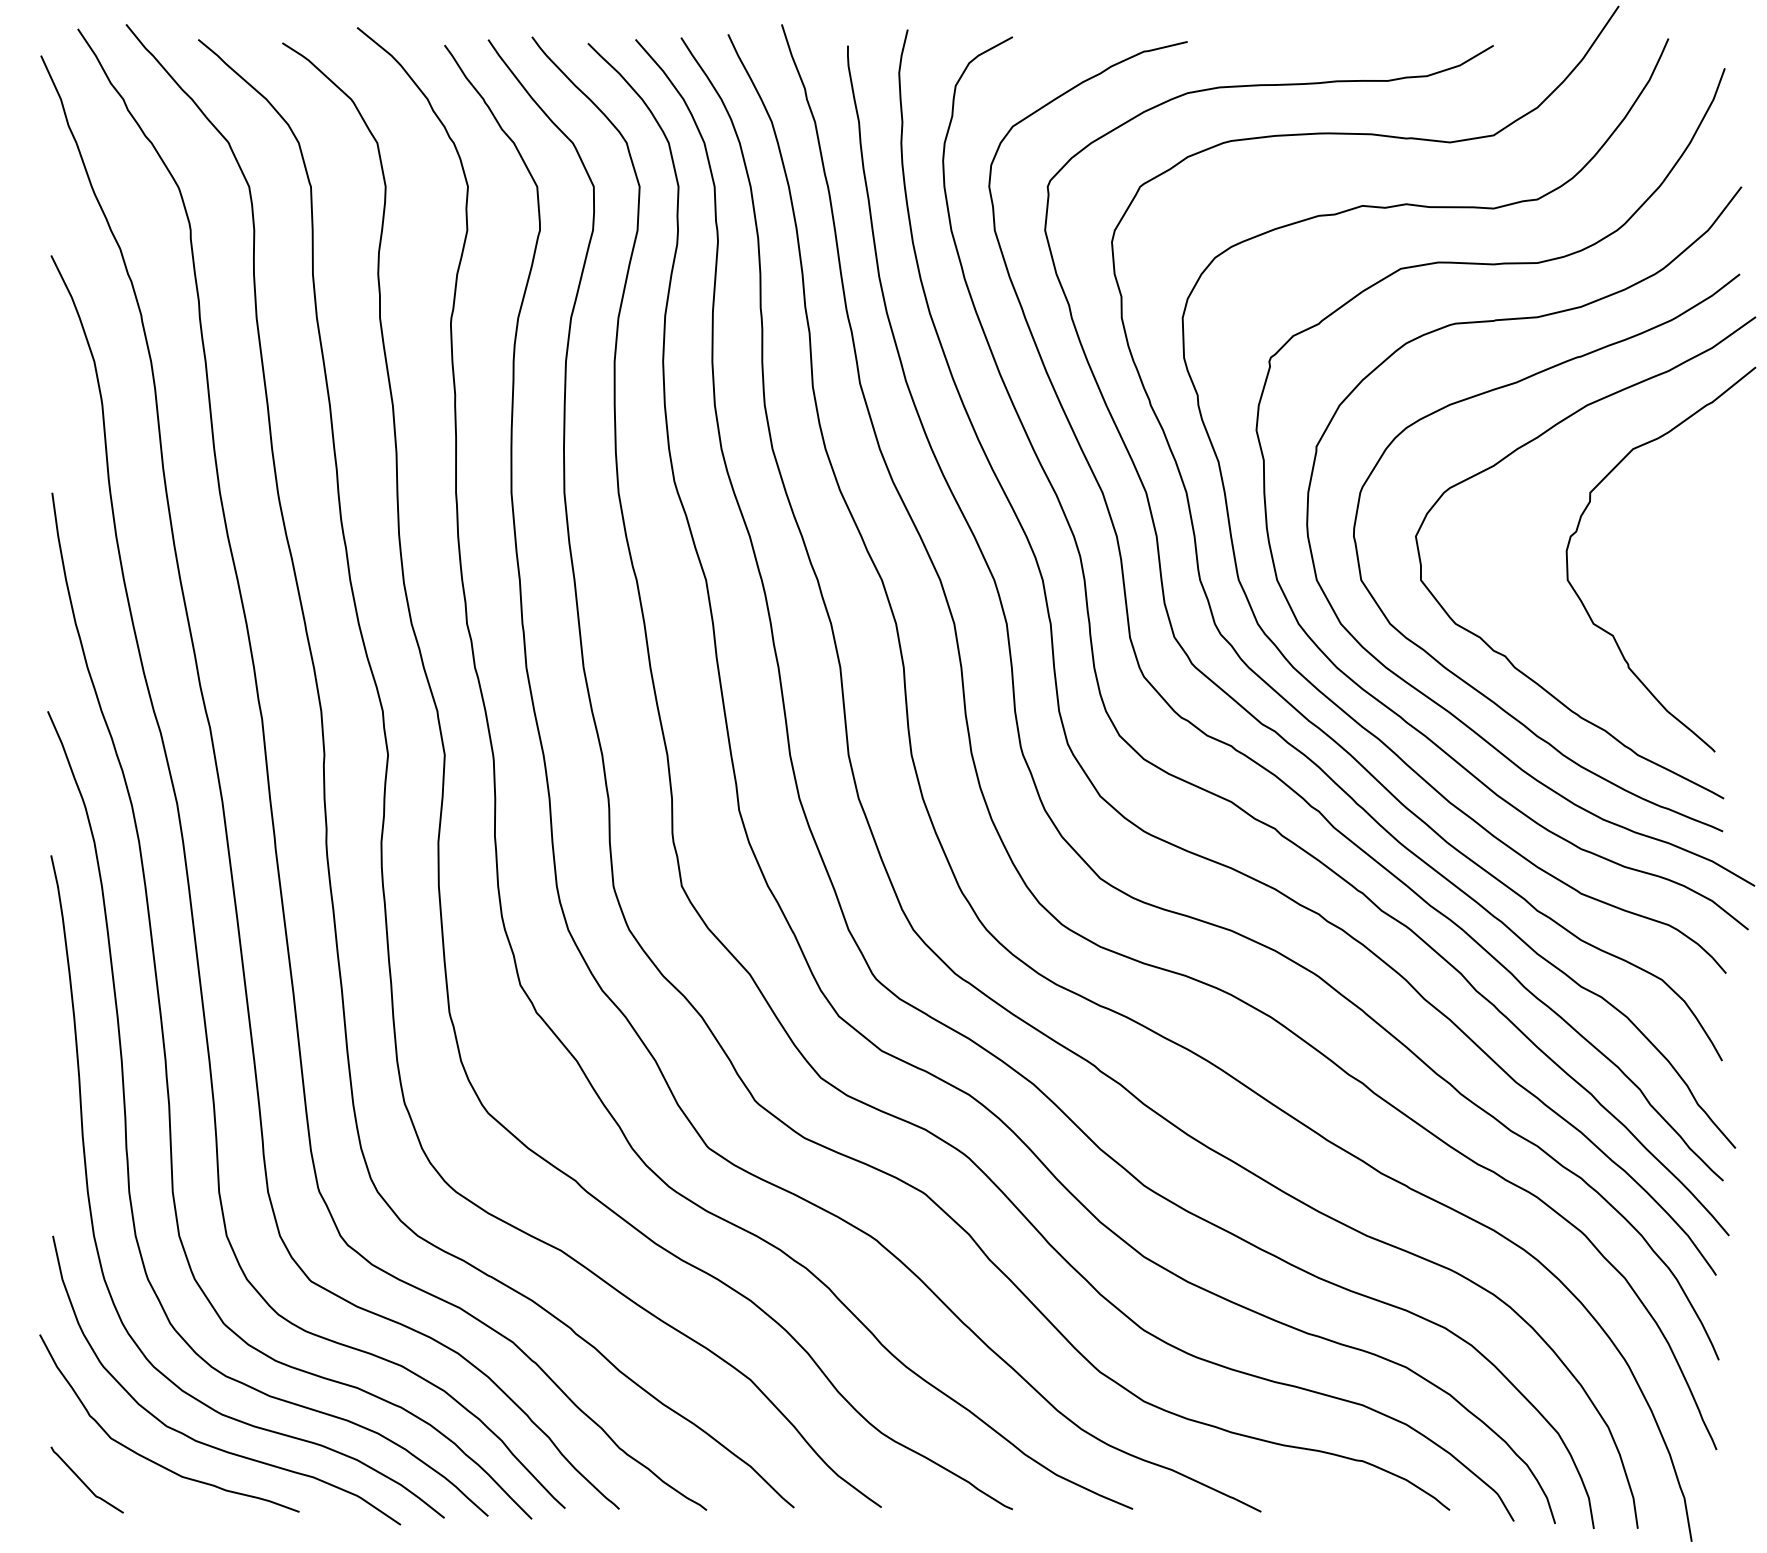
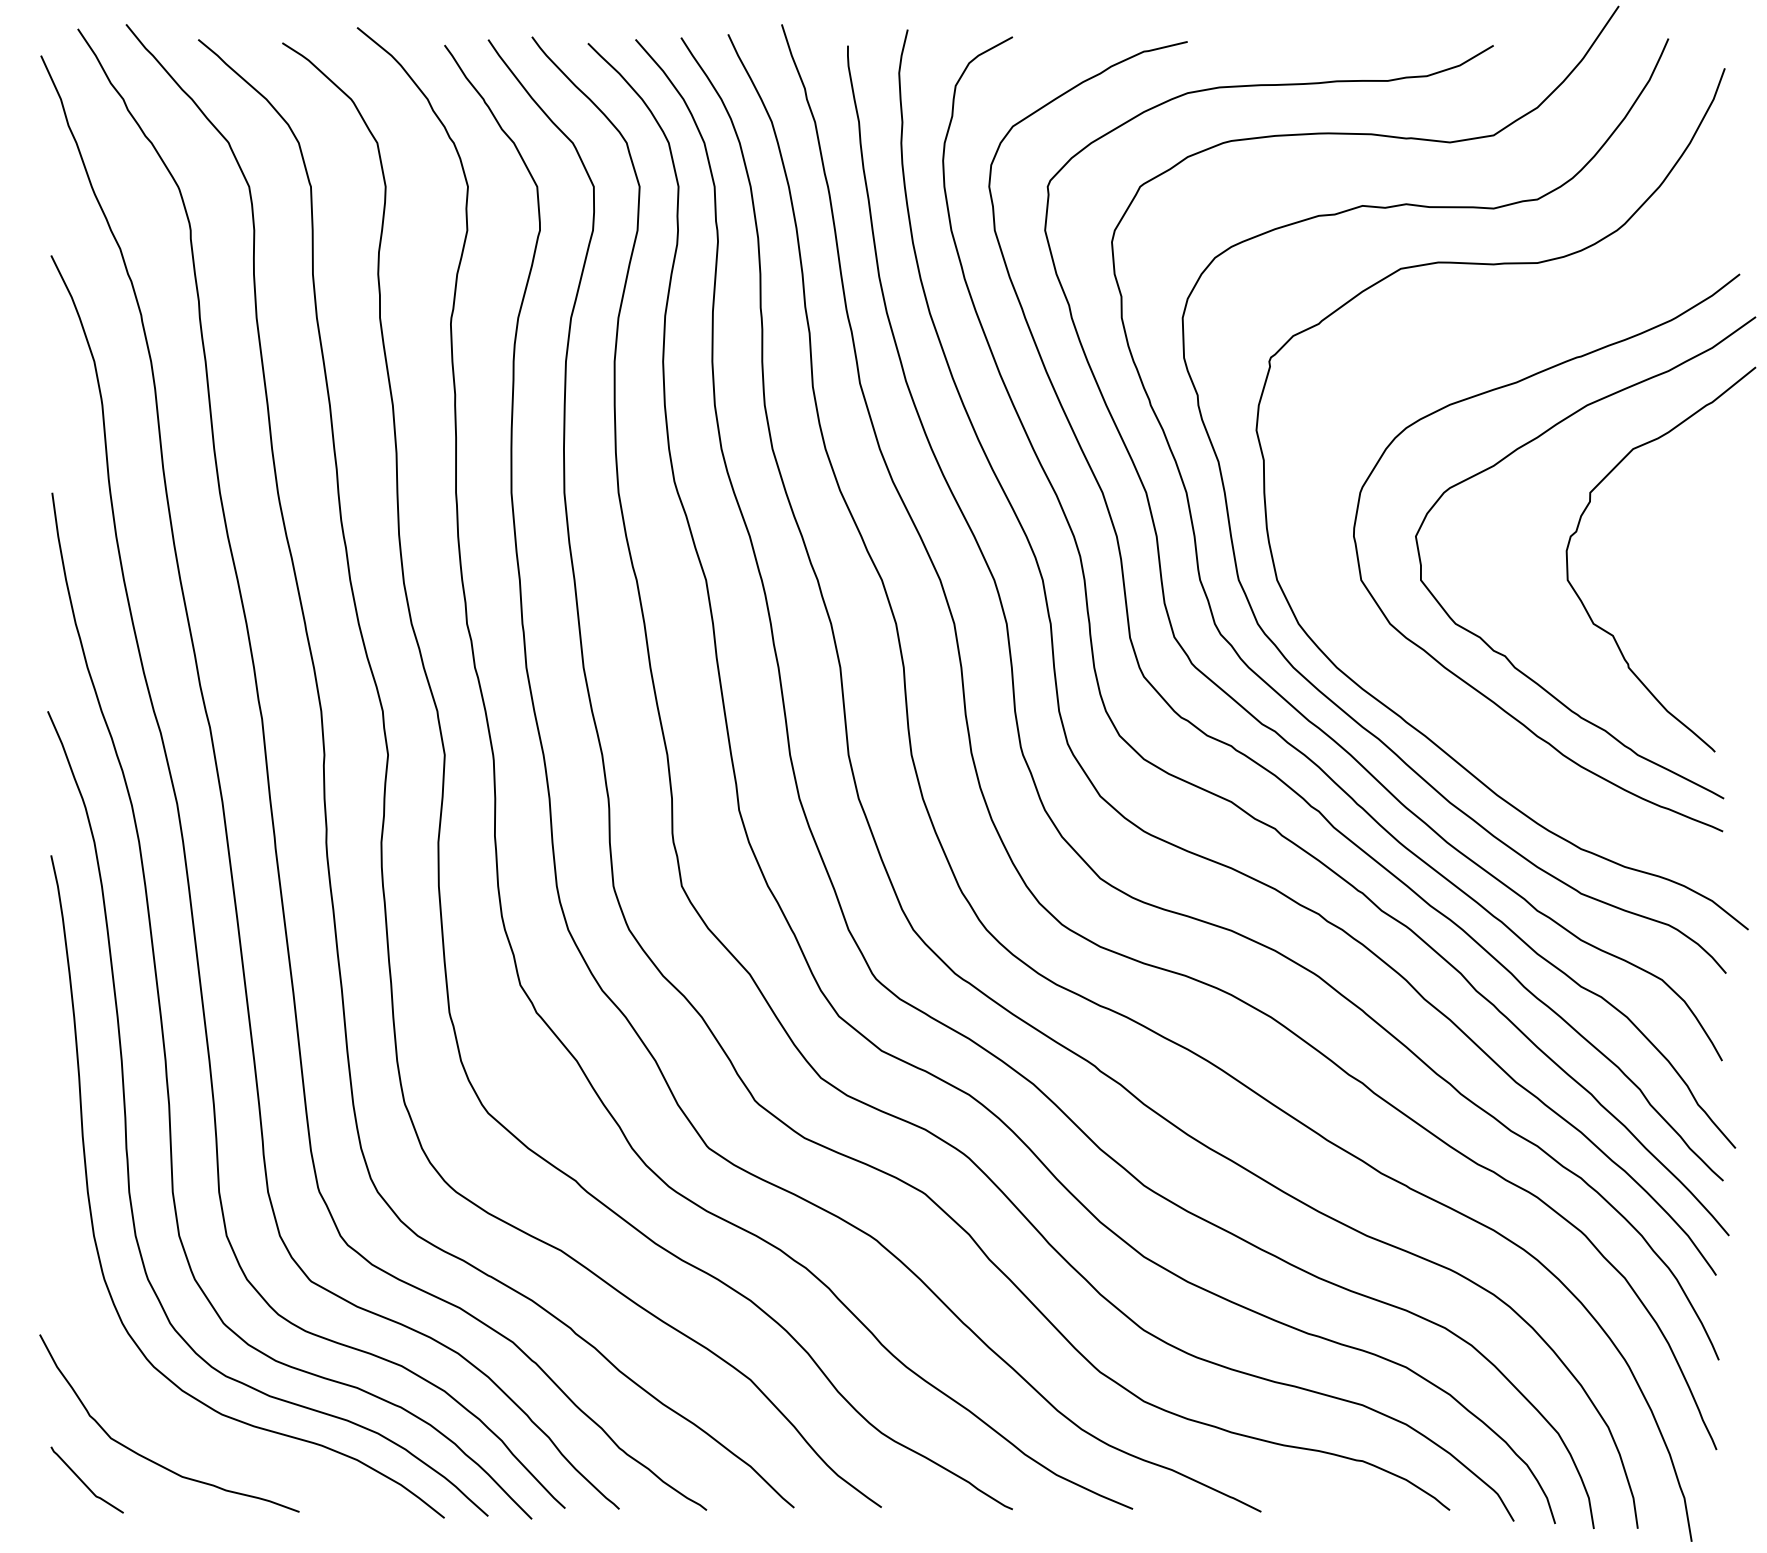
curve: present -> none (1417, 688)
curve: present -> none (206, 1443)
